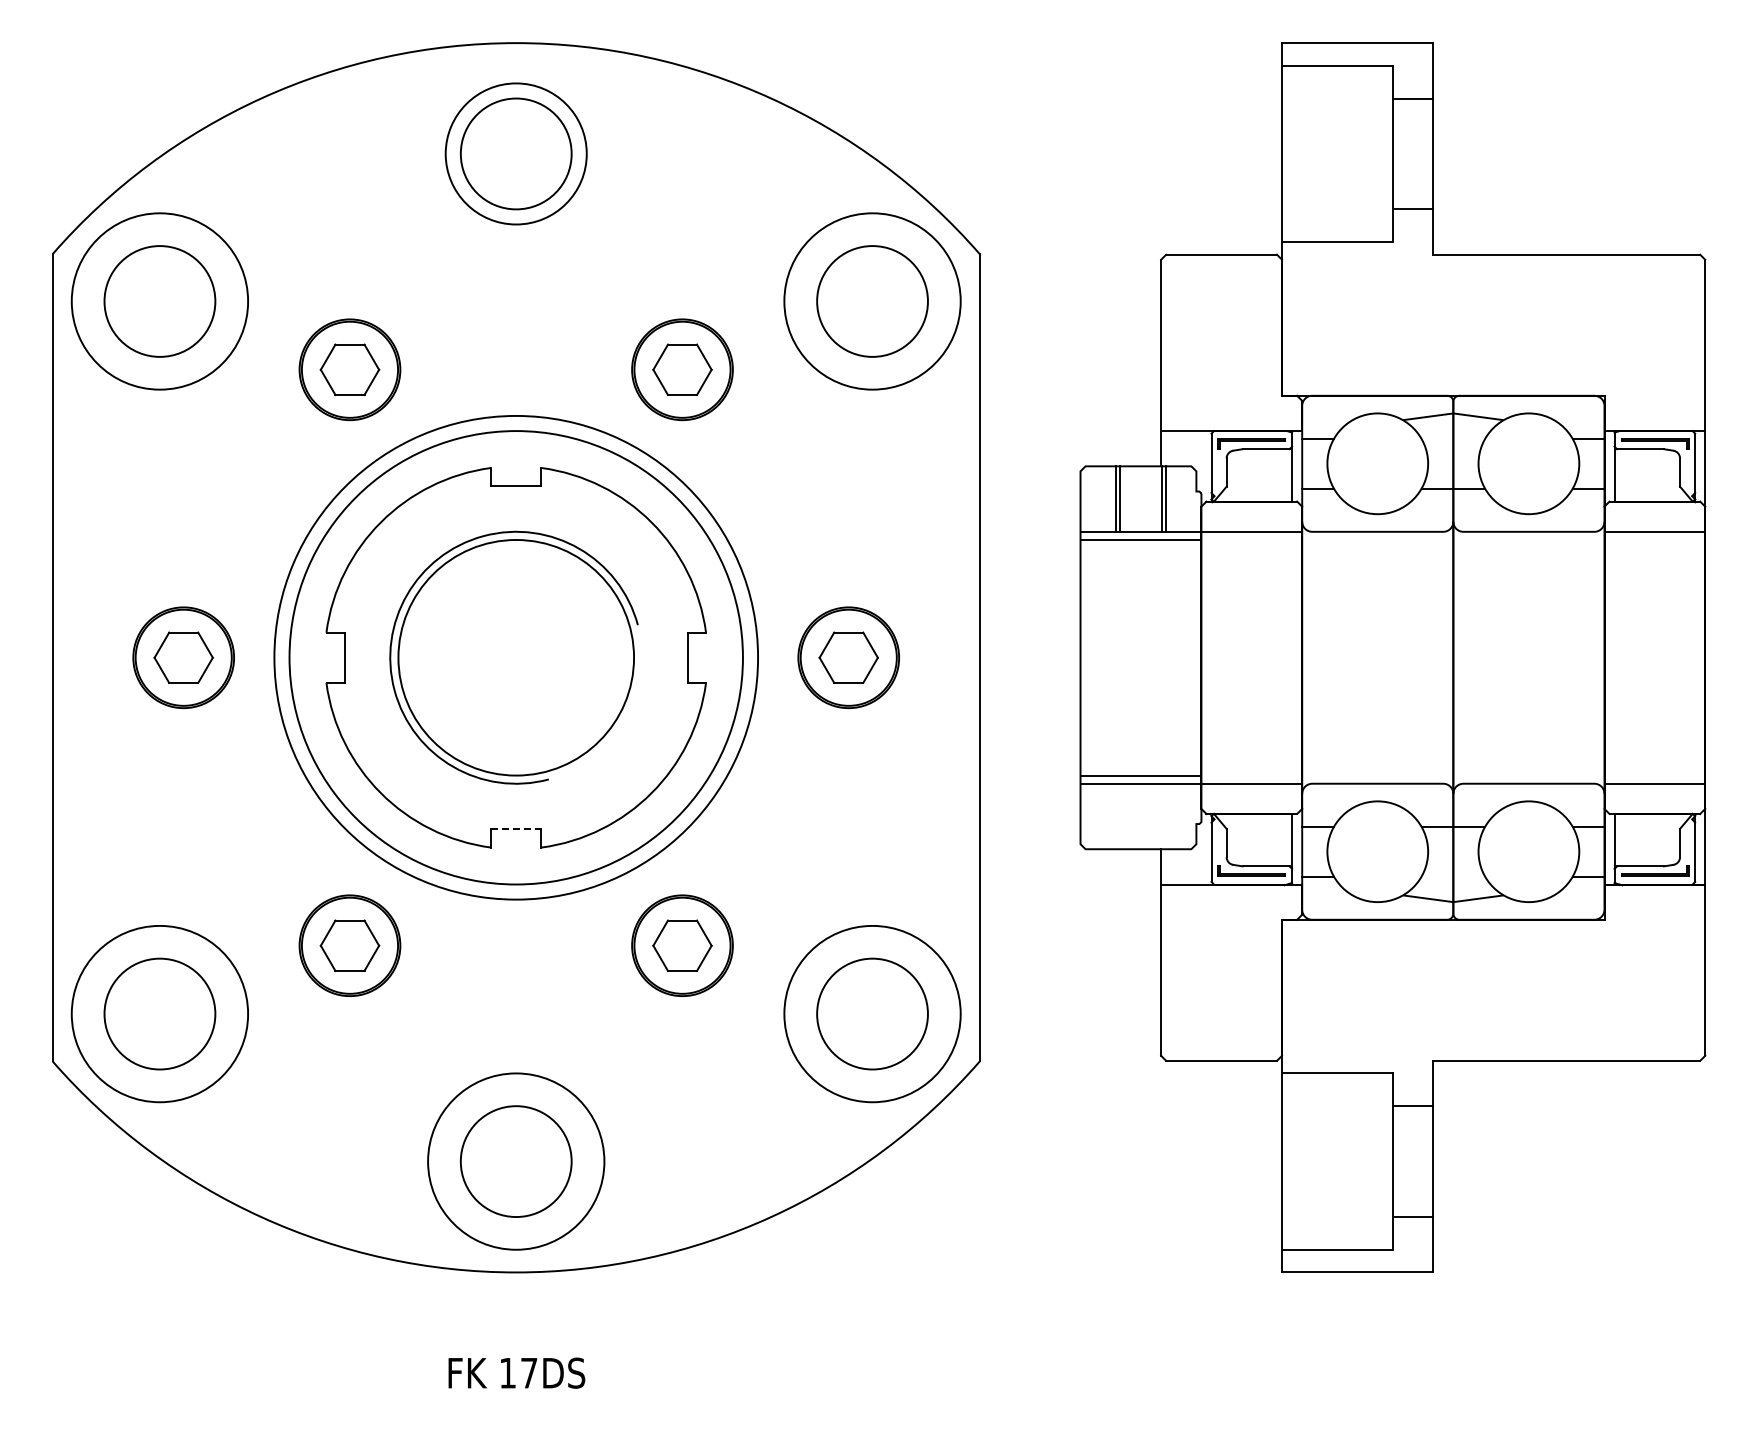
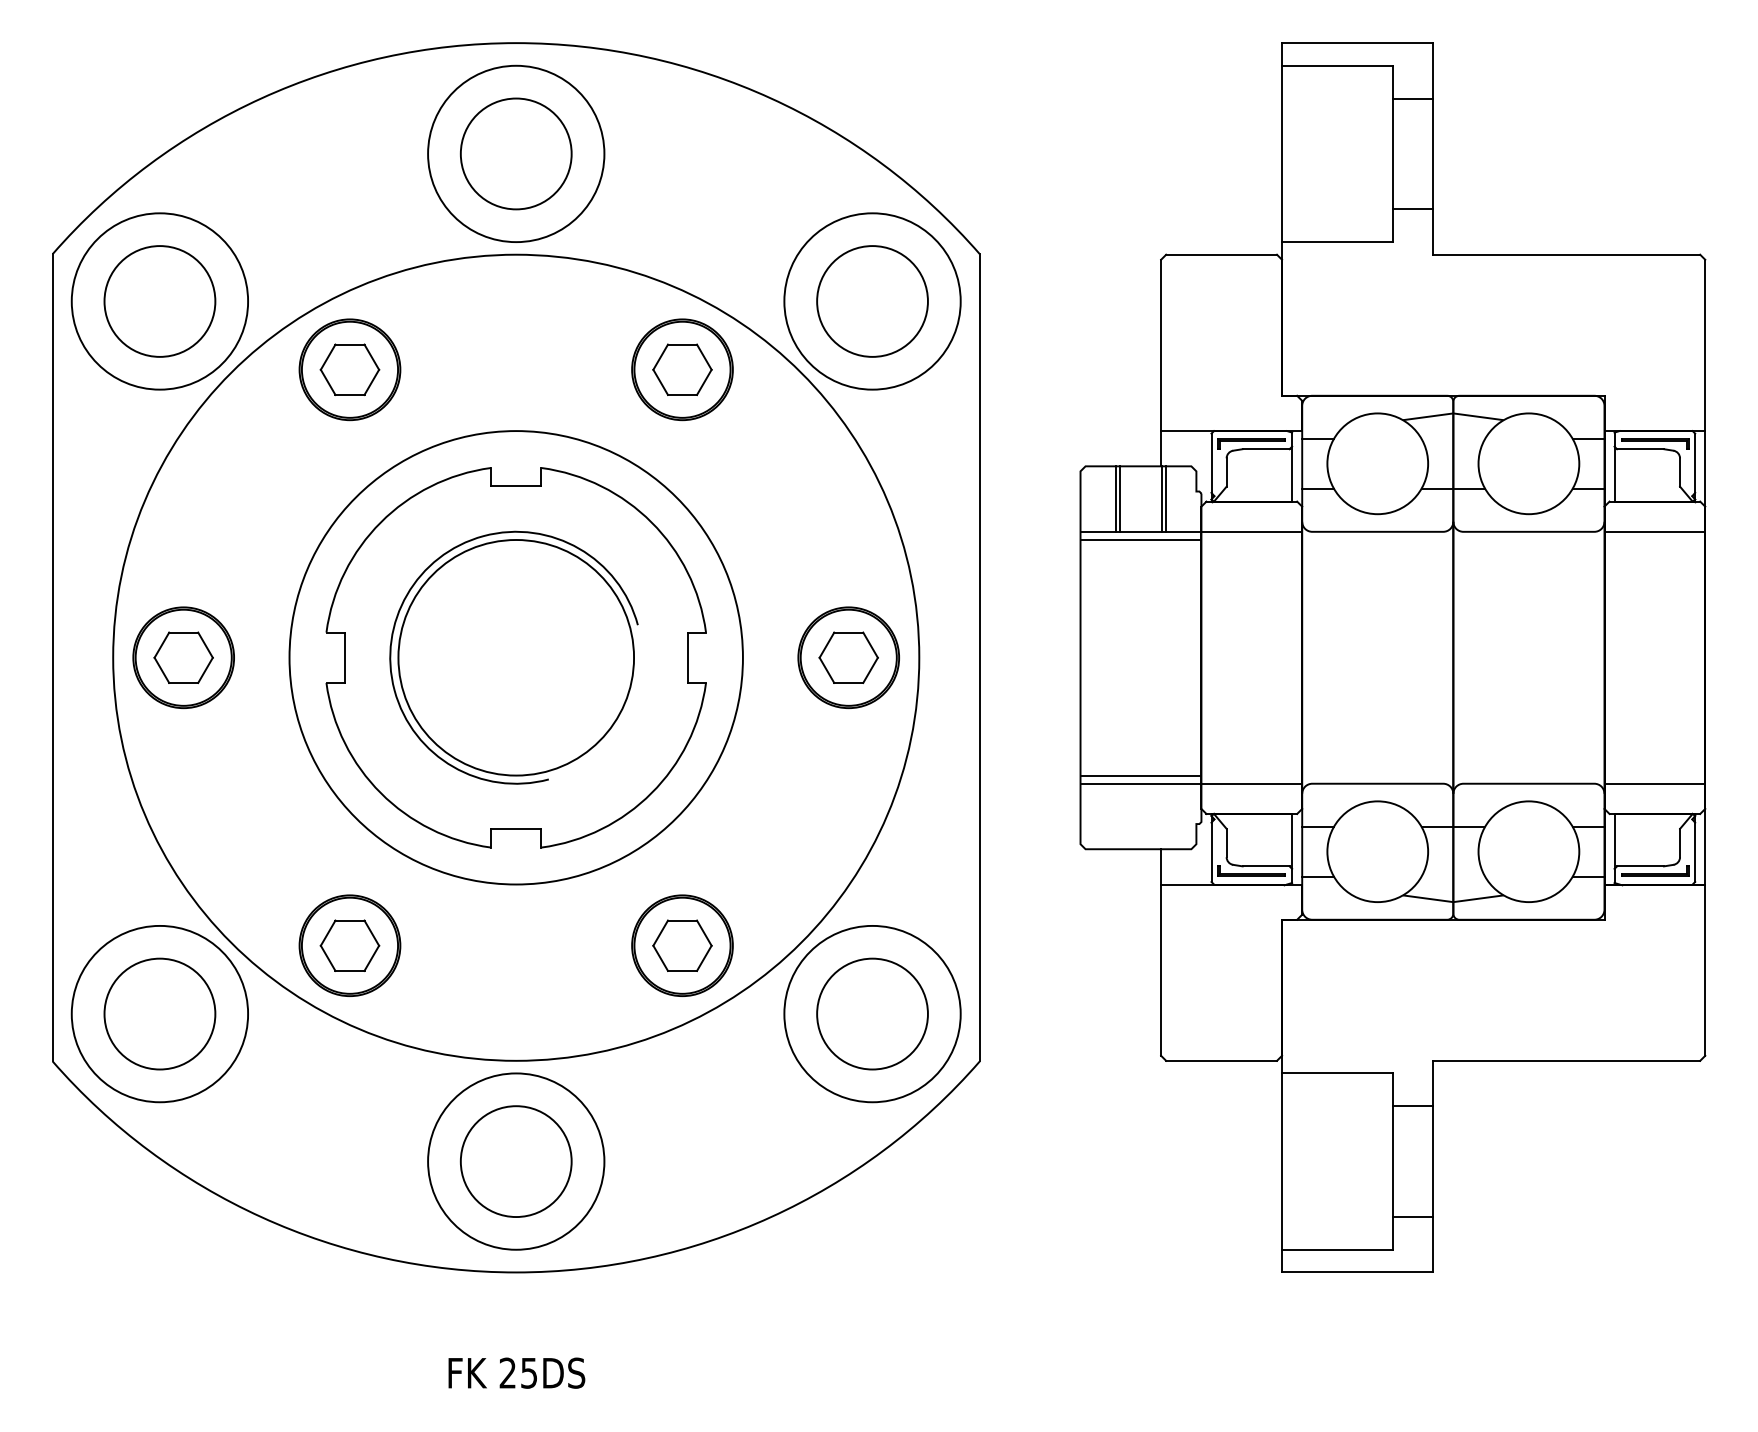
circle diameter: 141 px -> 176 px (516, 153)
circle diameter: 484 px -> 806 px (516, 657)
line: dashed -> solid (516, 829)
text: 17DS -> 25DS (518, 1372)
